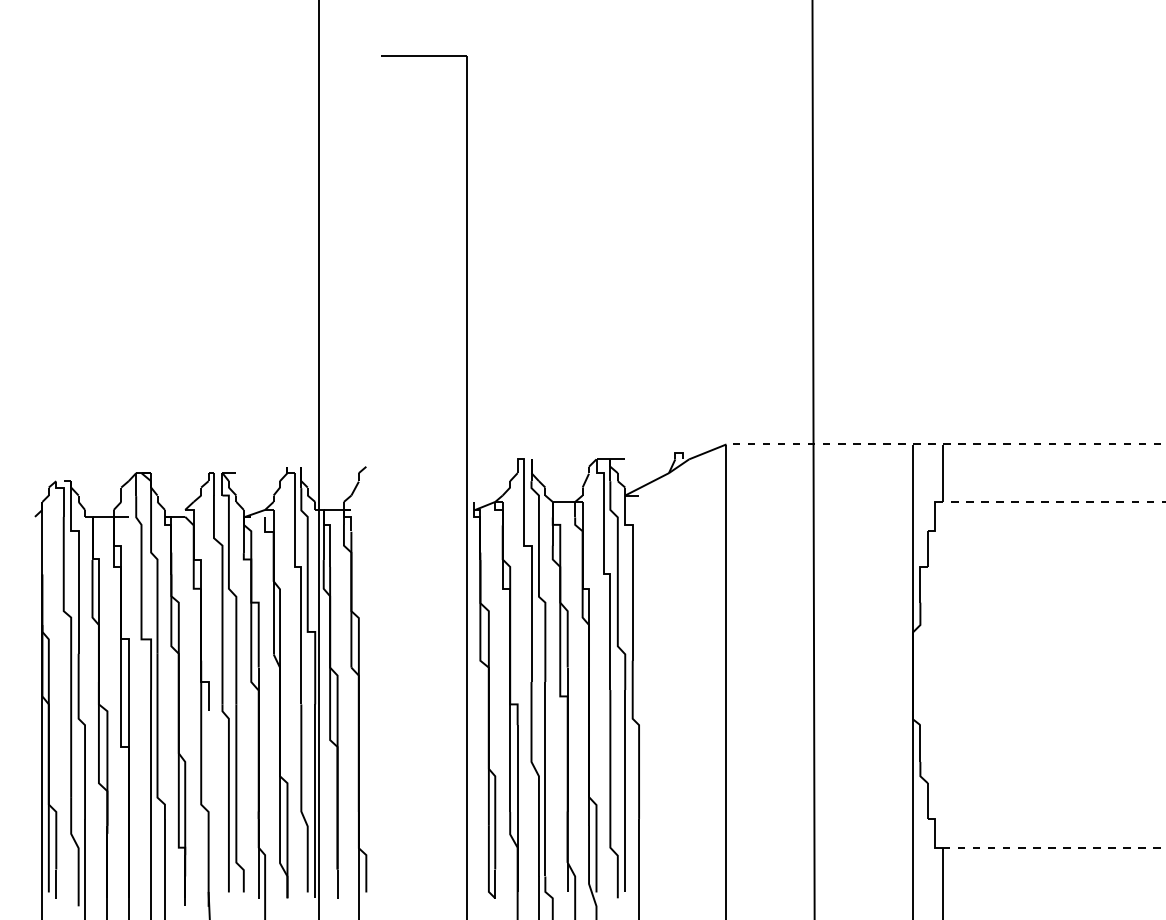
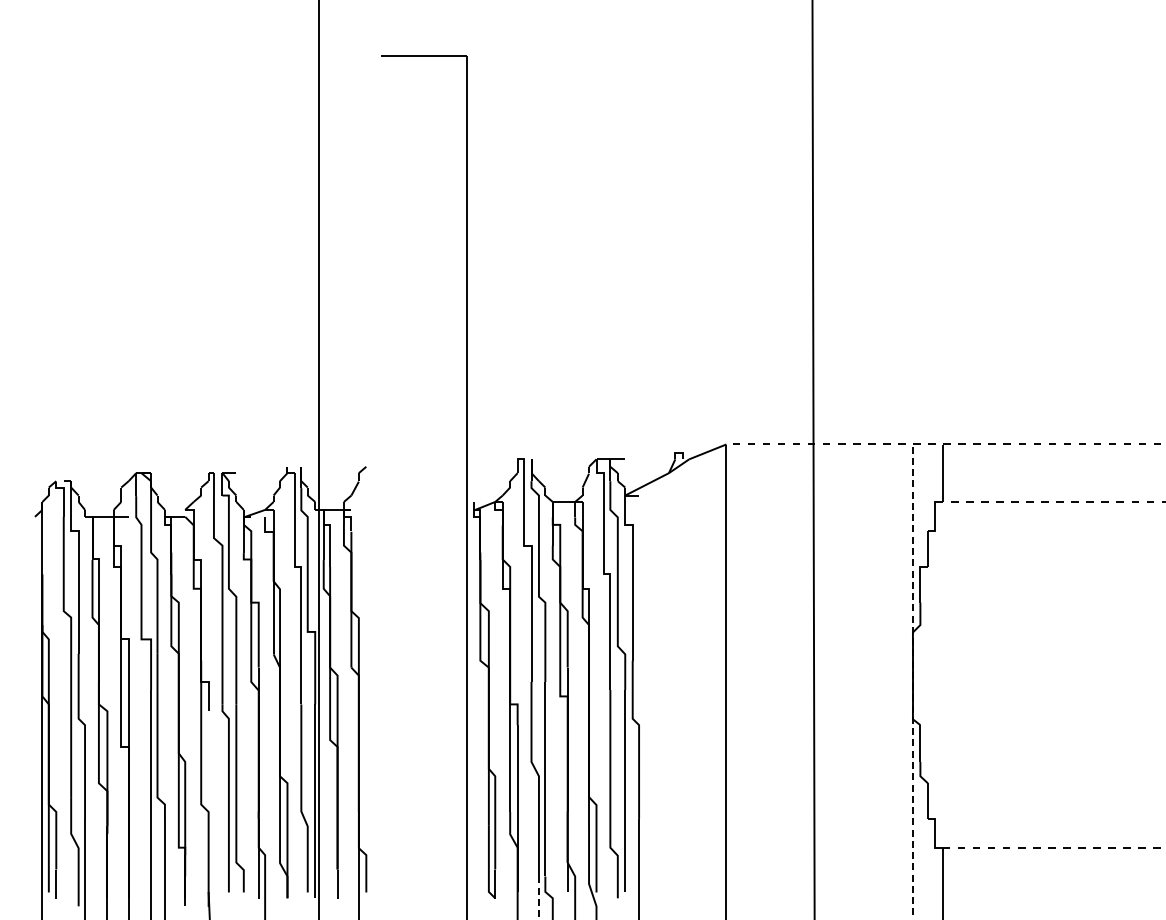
line: solid -> dashed (912, 681)
line: solid -> dashed (538, 898)
